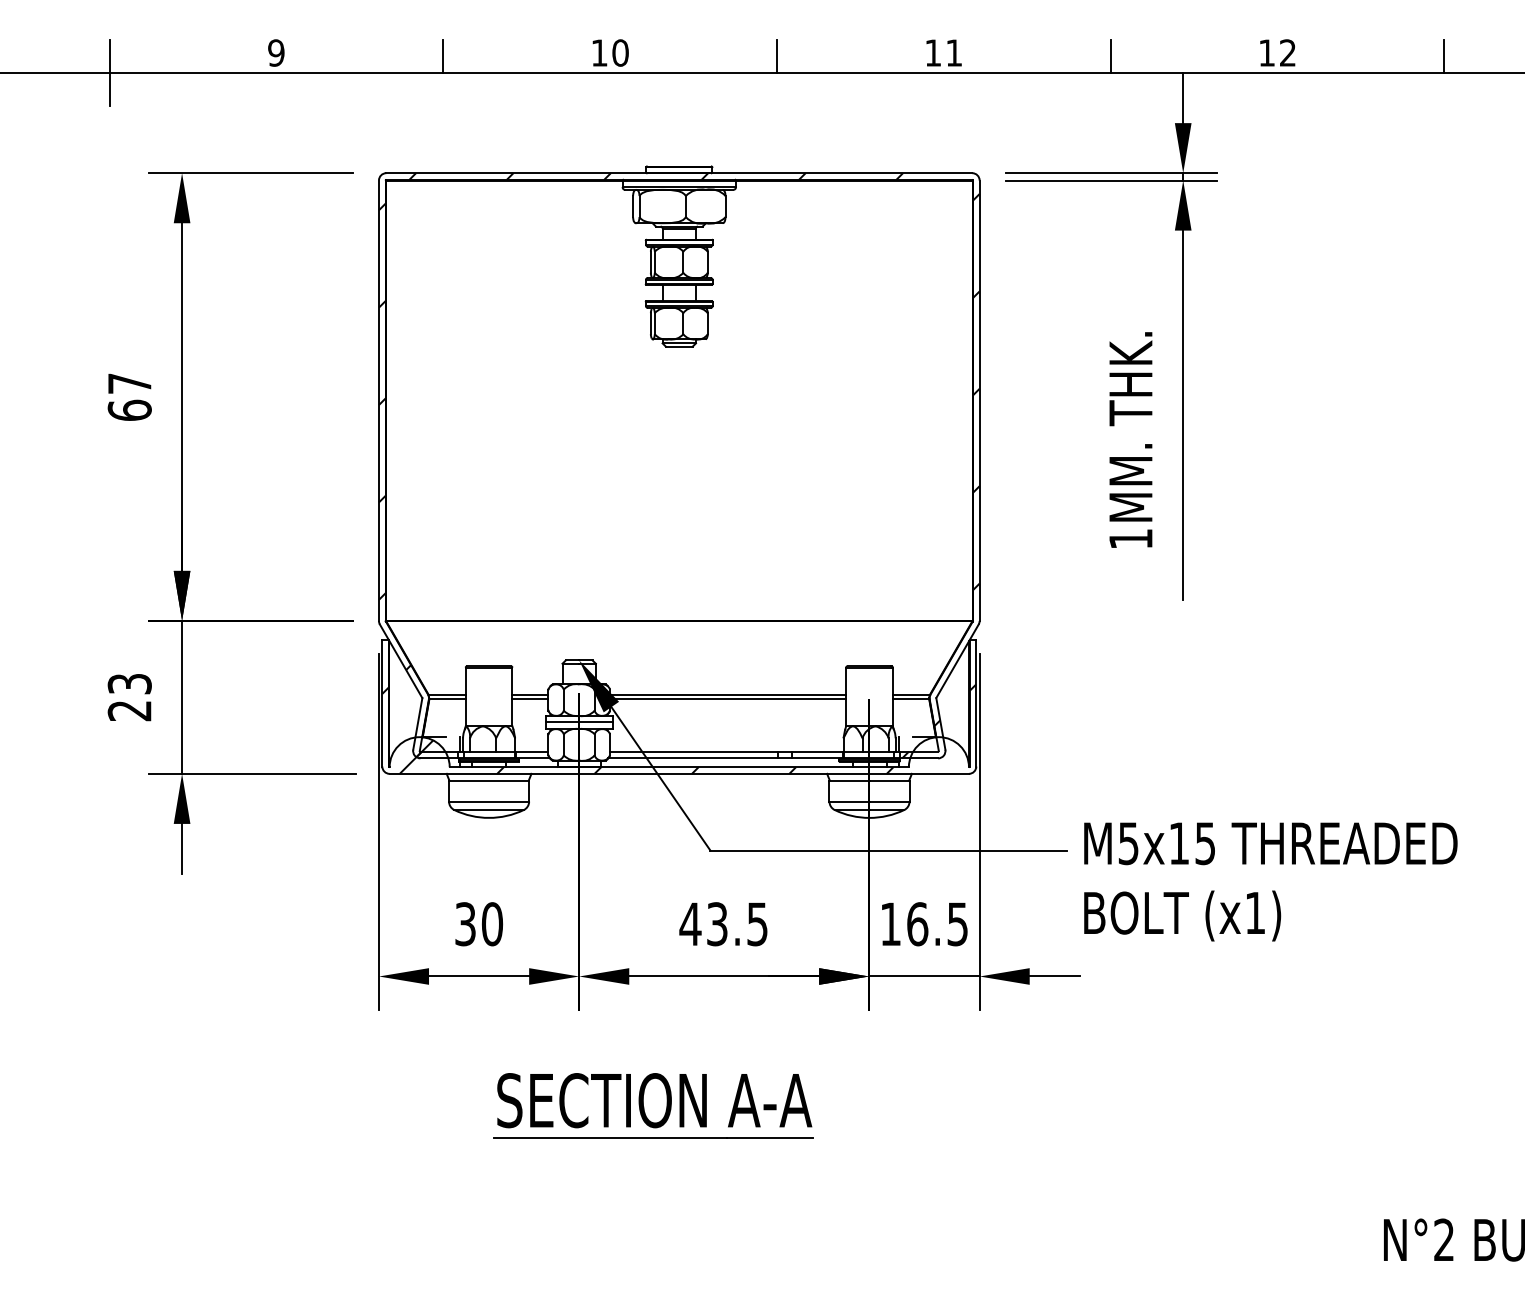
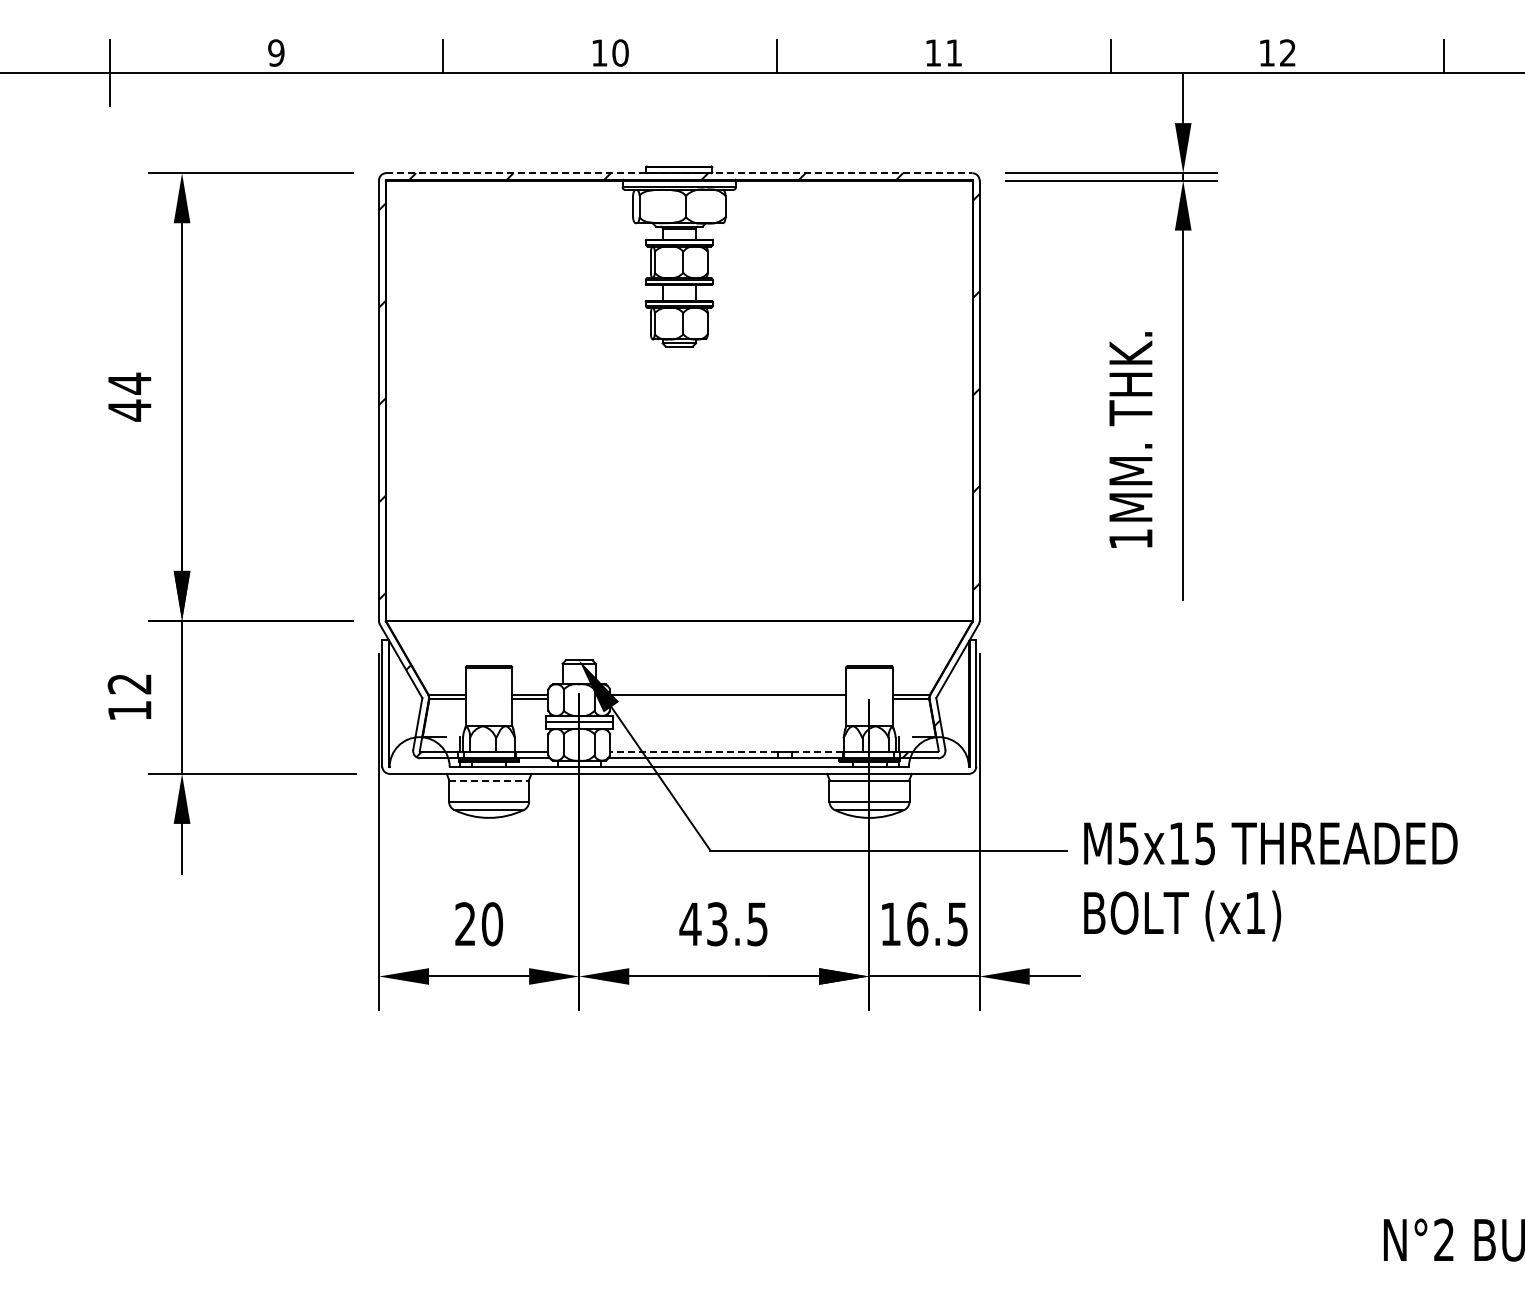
line: solid -> dashed (679, 173)
text: 67 -> 44 (129, 396)
text: 23 -> 12 (129, 697)
line: present -> none (728, 699)
hatch: present -> none (679, 728)
line: solid -> dashed (693, 751)
line: solid -> dashed (818, 751)
line: solid -> dashed (489, 780)
text: 30 -> 20 (465, 924)
part: present -> none (653, 1105)
